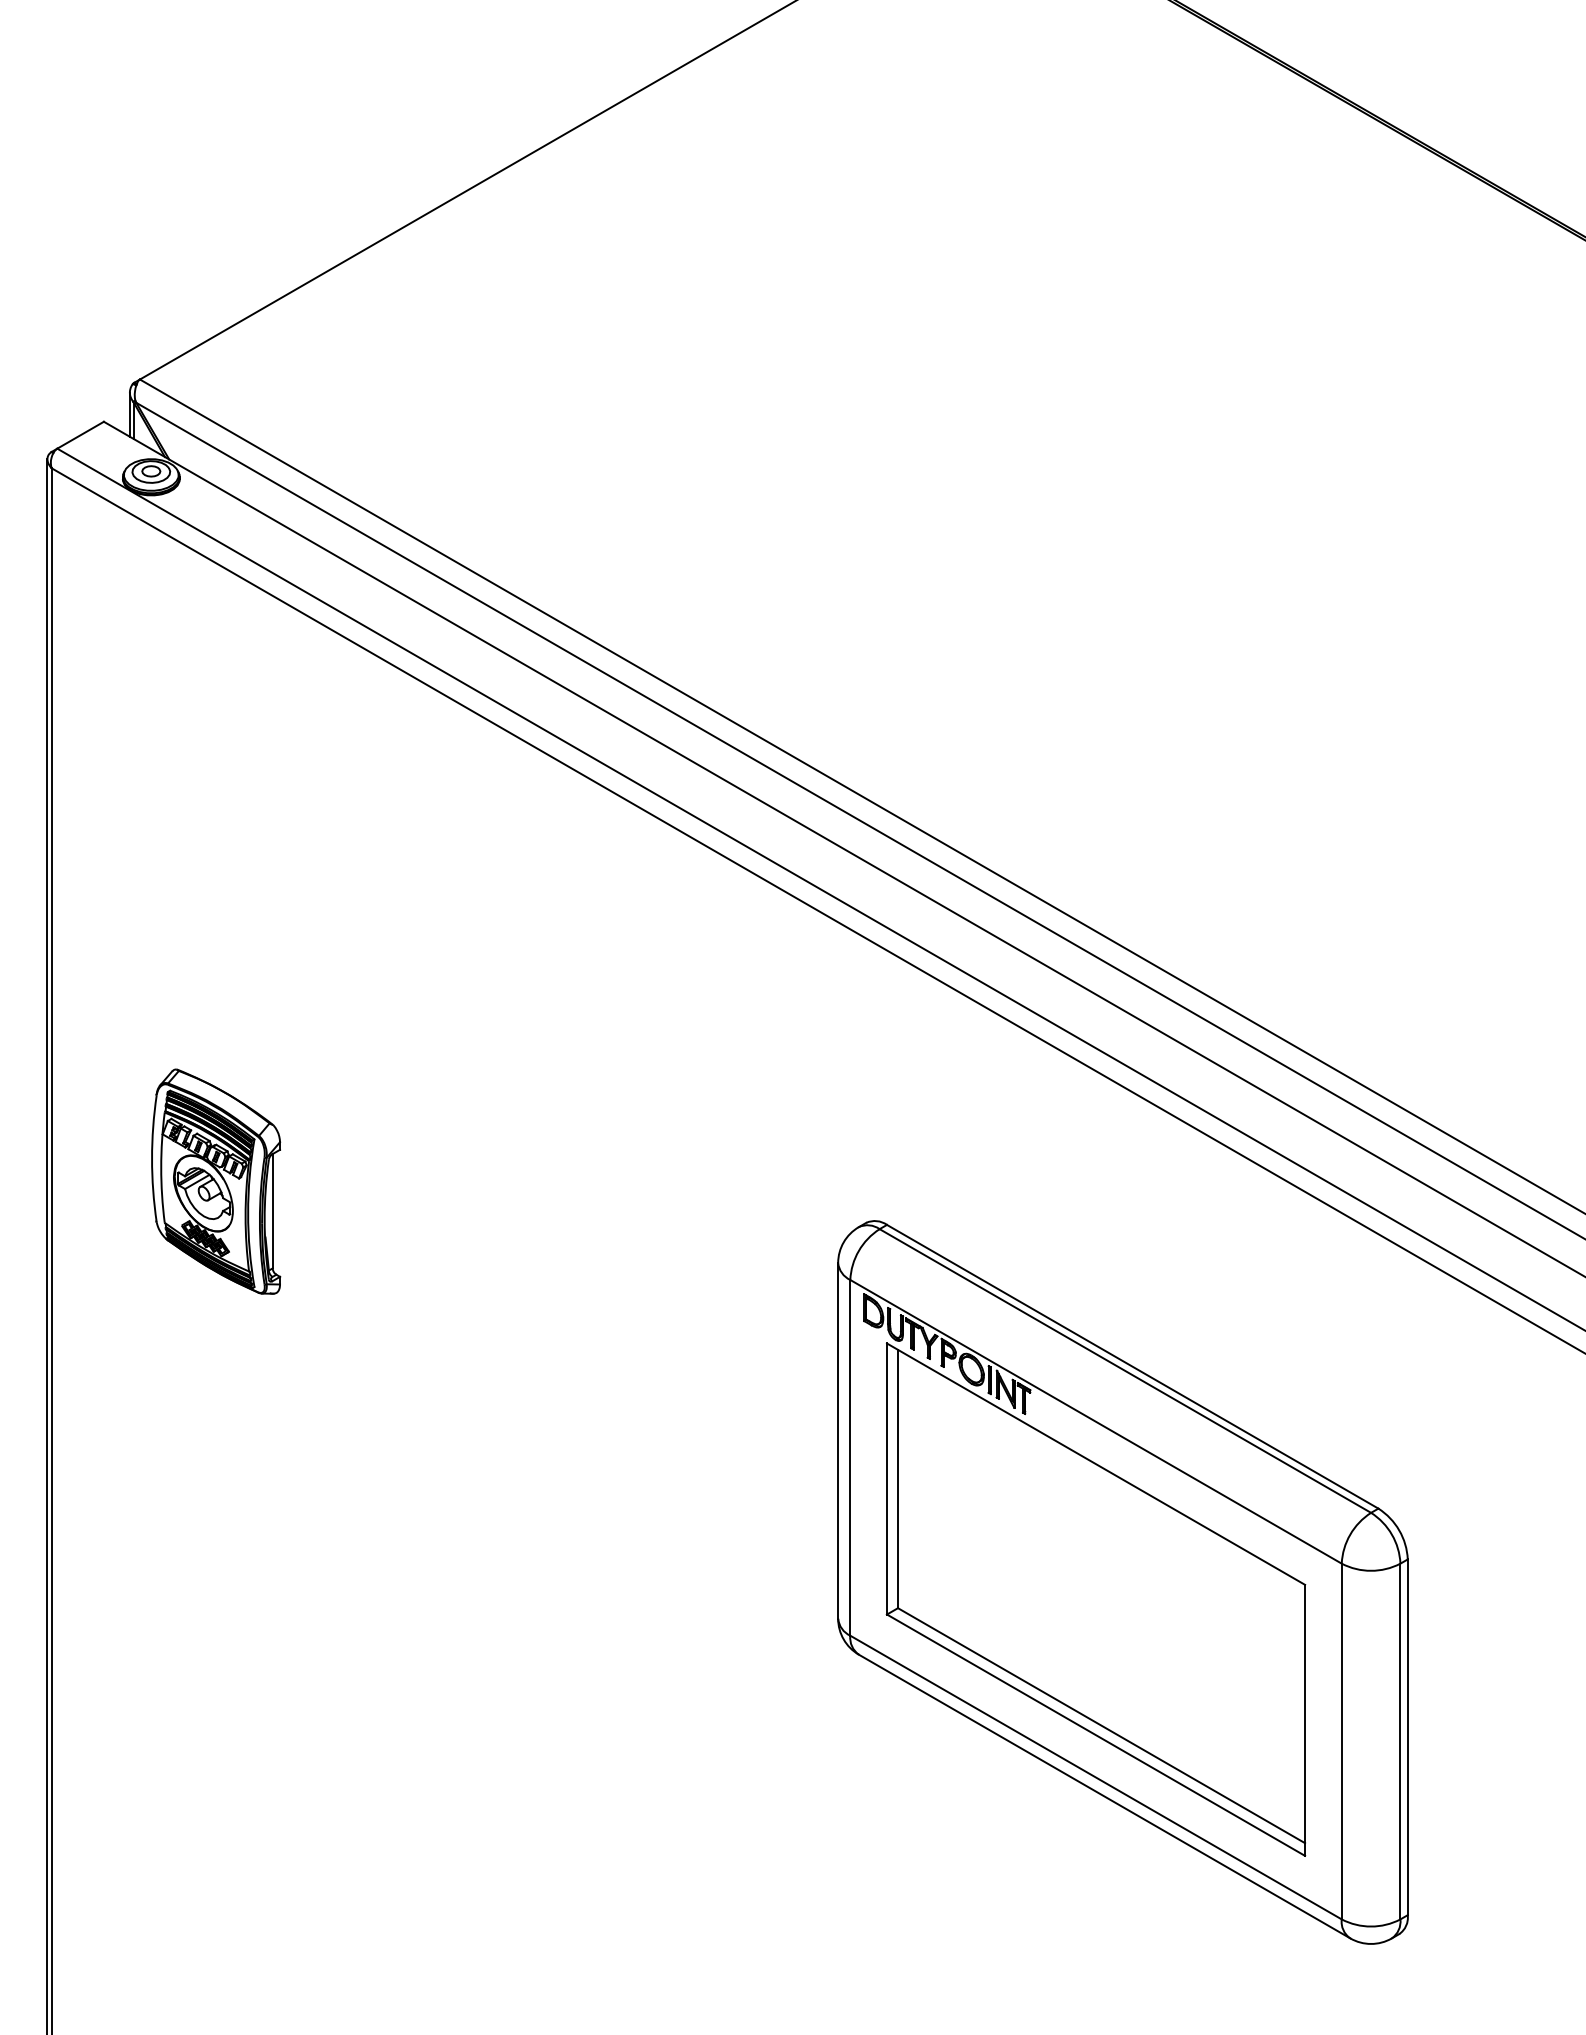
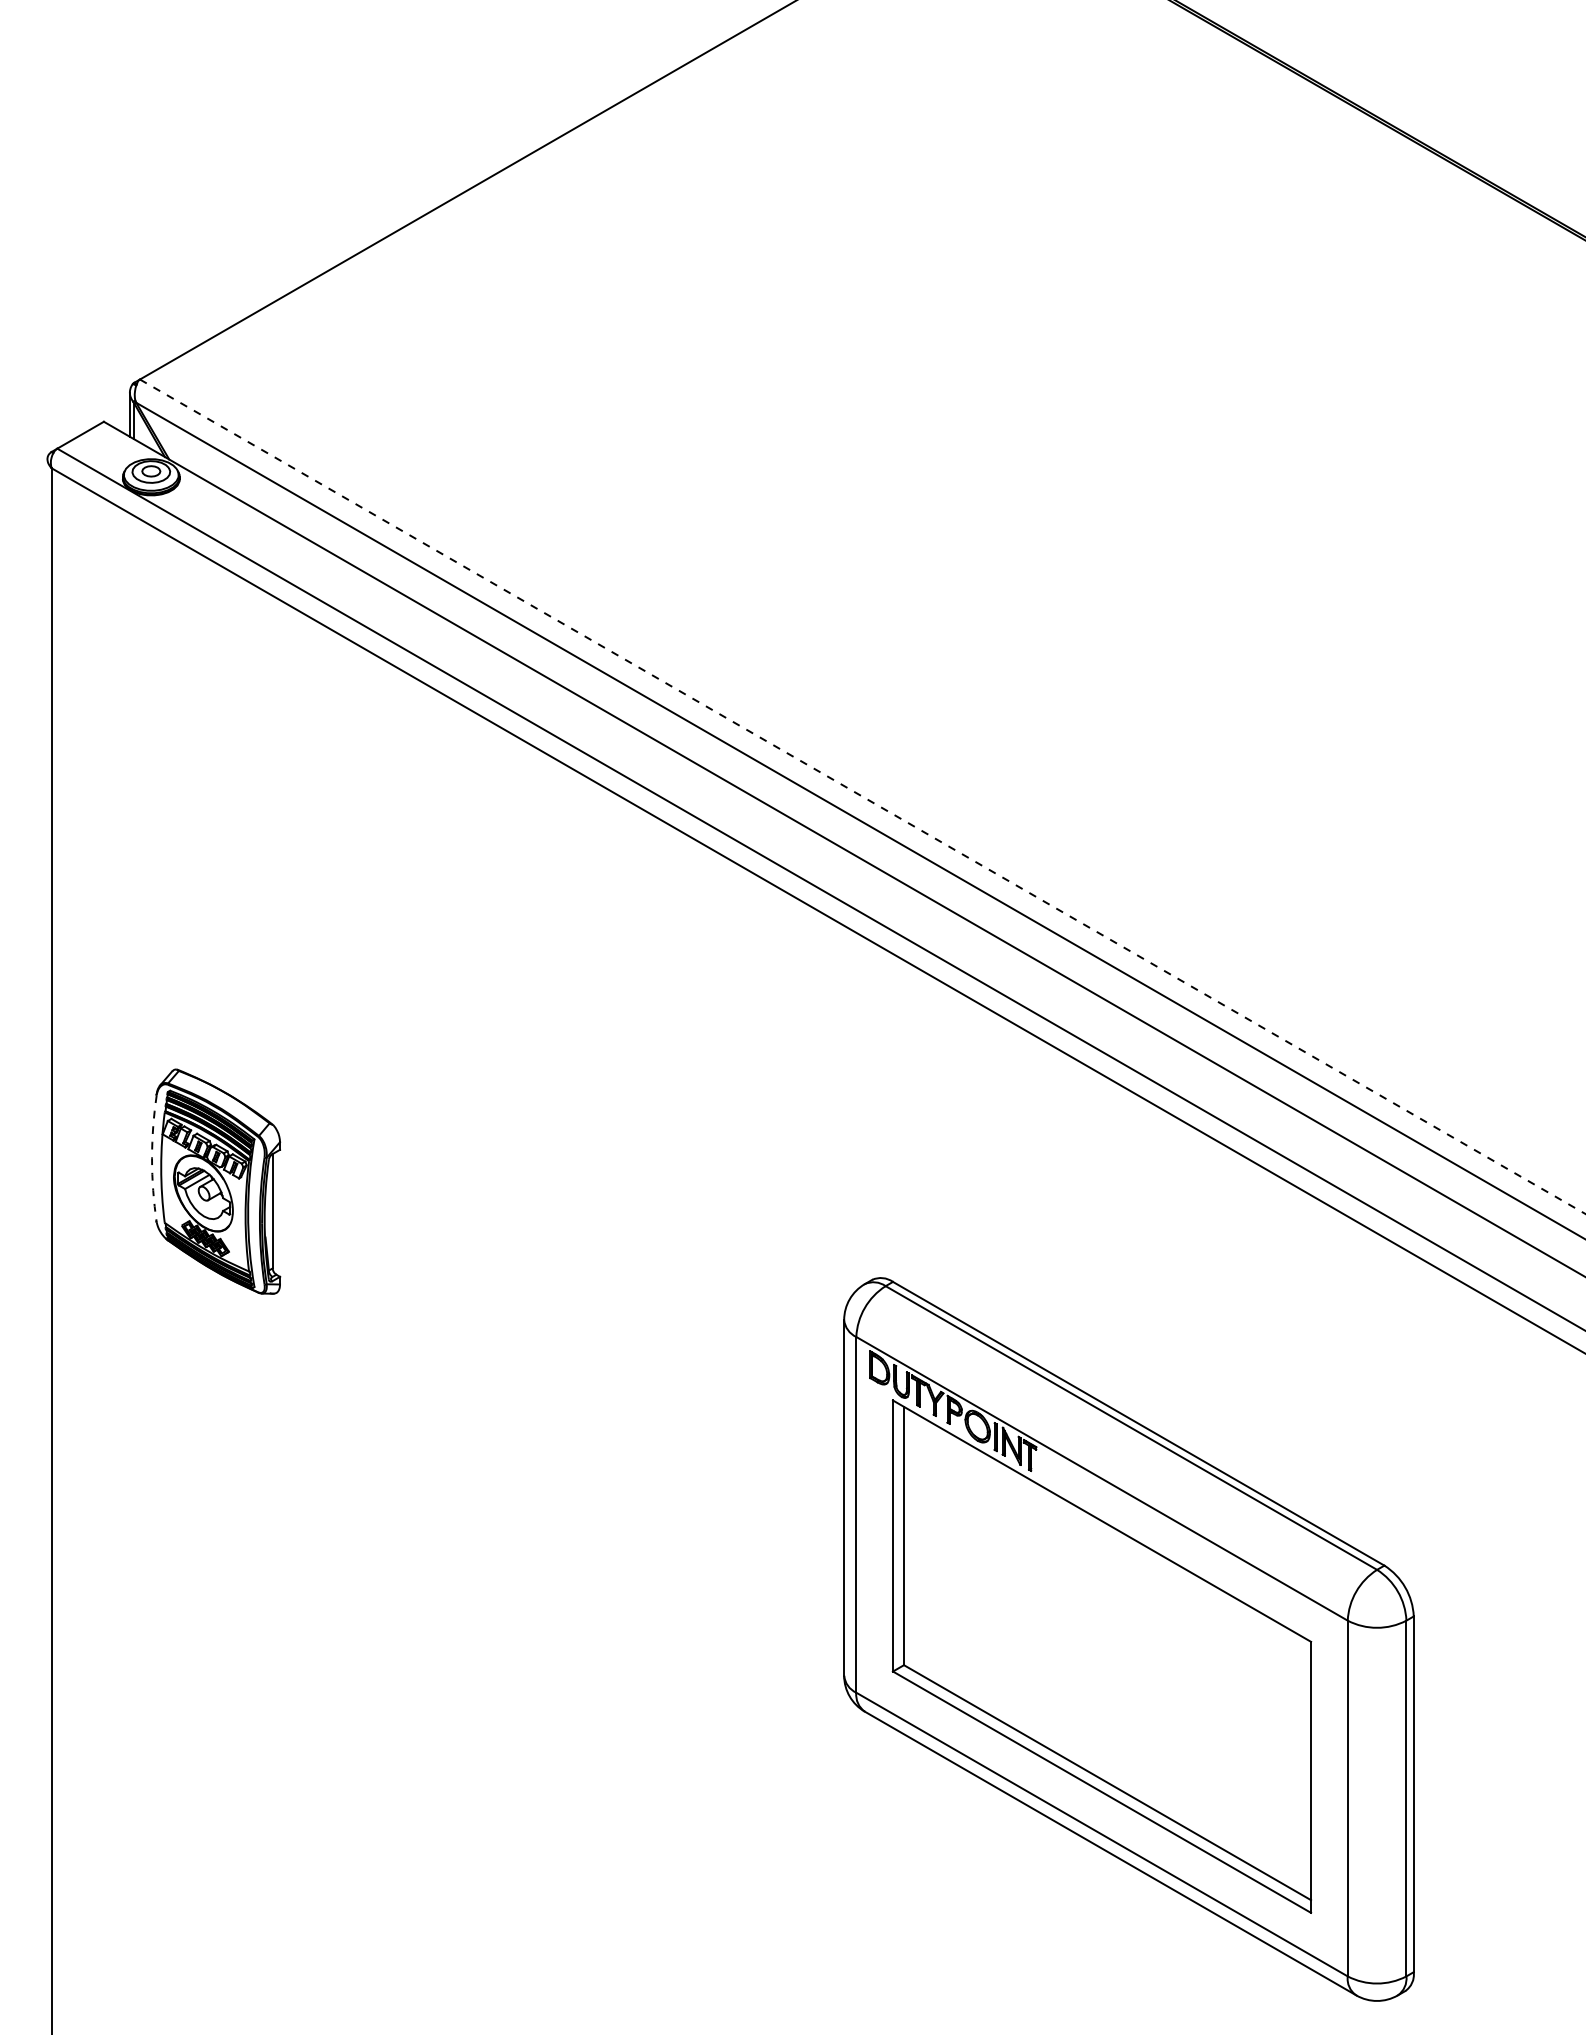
line: solid -> dashed (862, 796)
arc: solid -> dashed (152, 1158)
line: present -> none (47, 1245)
part position: (1122, 1582) -> (1128, 1639) (1128, 1639)
